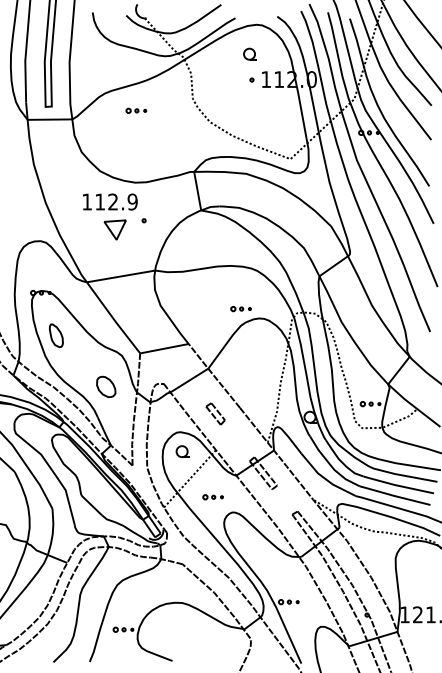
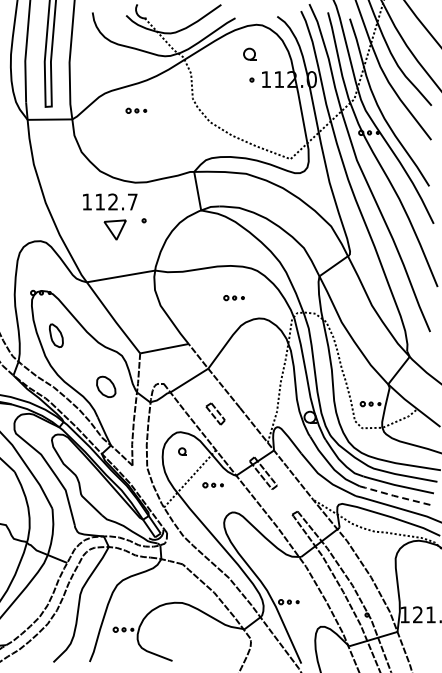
text: 112.9 -> 112.7 (132, 201)
part position: (240, 309) -> (233, 298) (233, 298)
part size: 15x13 px -> 9x9 px (182, 451)
line: solid -> dashed (393, 495)
part position: (212, 497) -> (212, 485) (212, 485)
